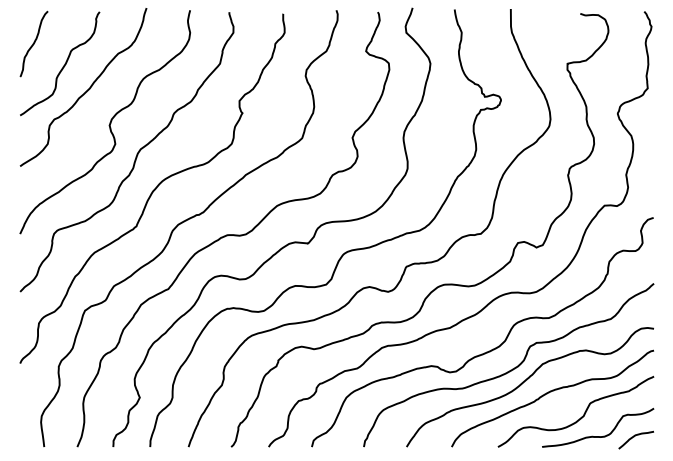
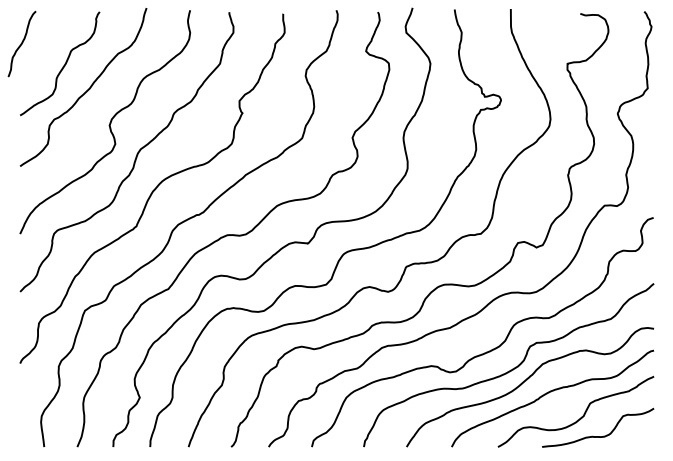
curve position: (33, 43) -> (21, 43) (21, 43)
curve: present -> none (634, 437)
